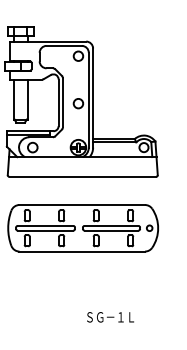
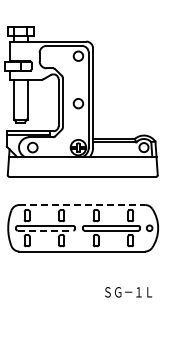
line: solid -> dashed (82, 205)
line: solid -> dashed (45, 230)
text position: (110, 317) -> (128, 292) (128, 292)
